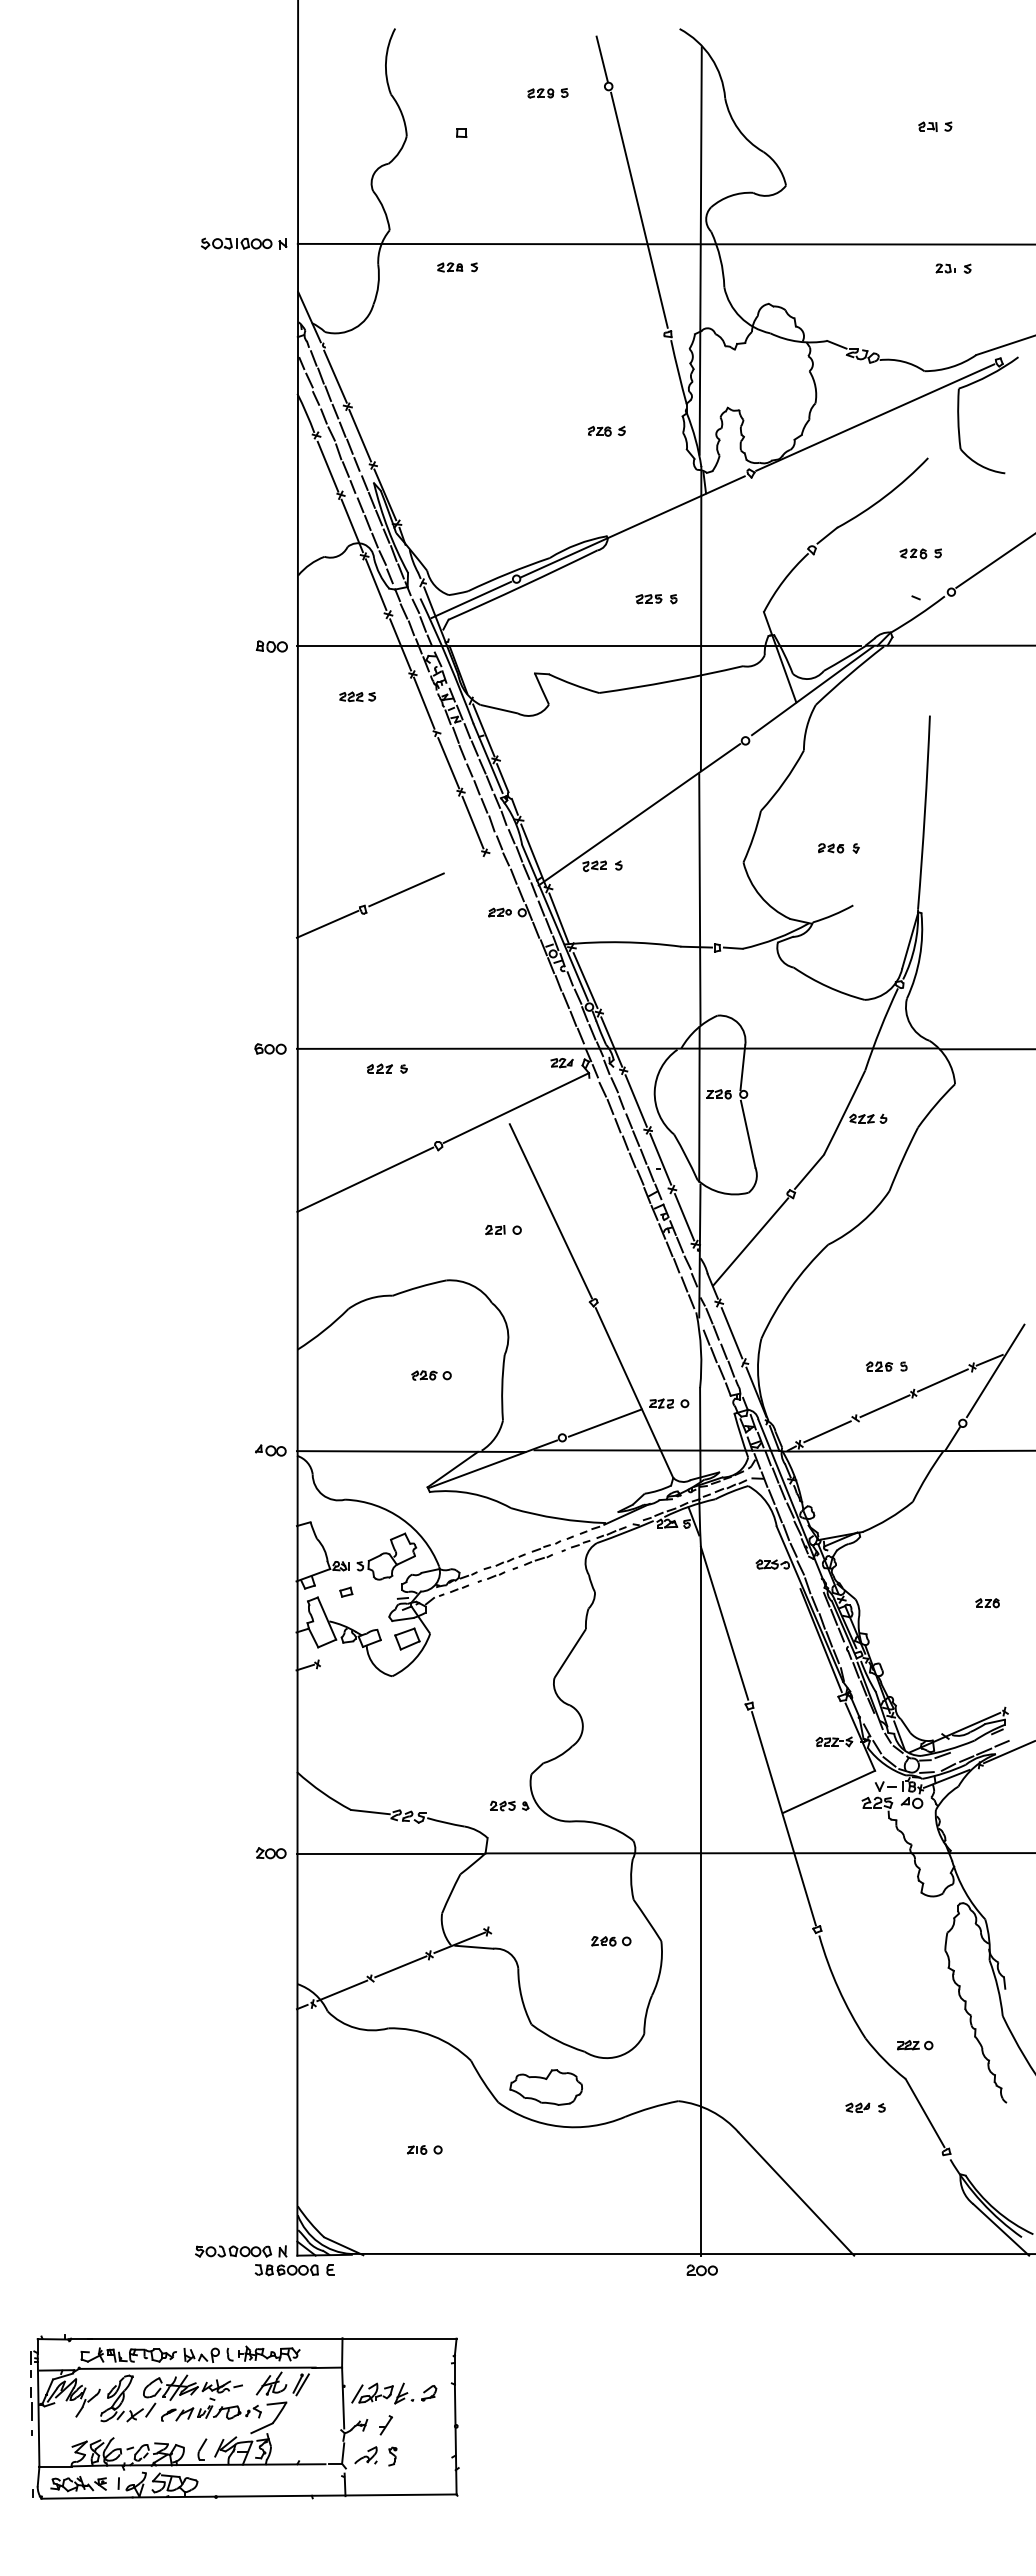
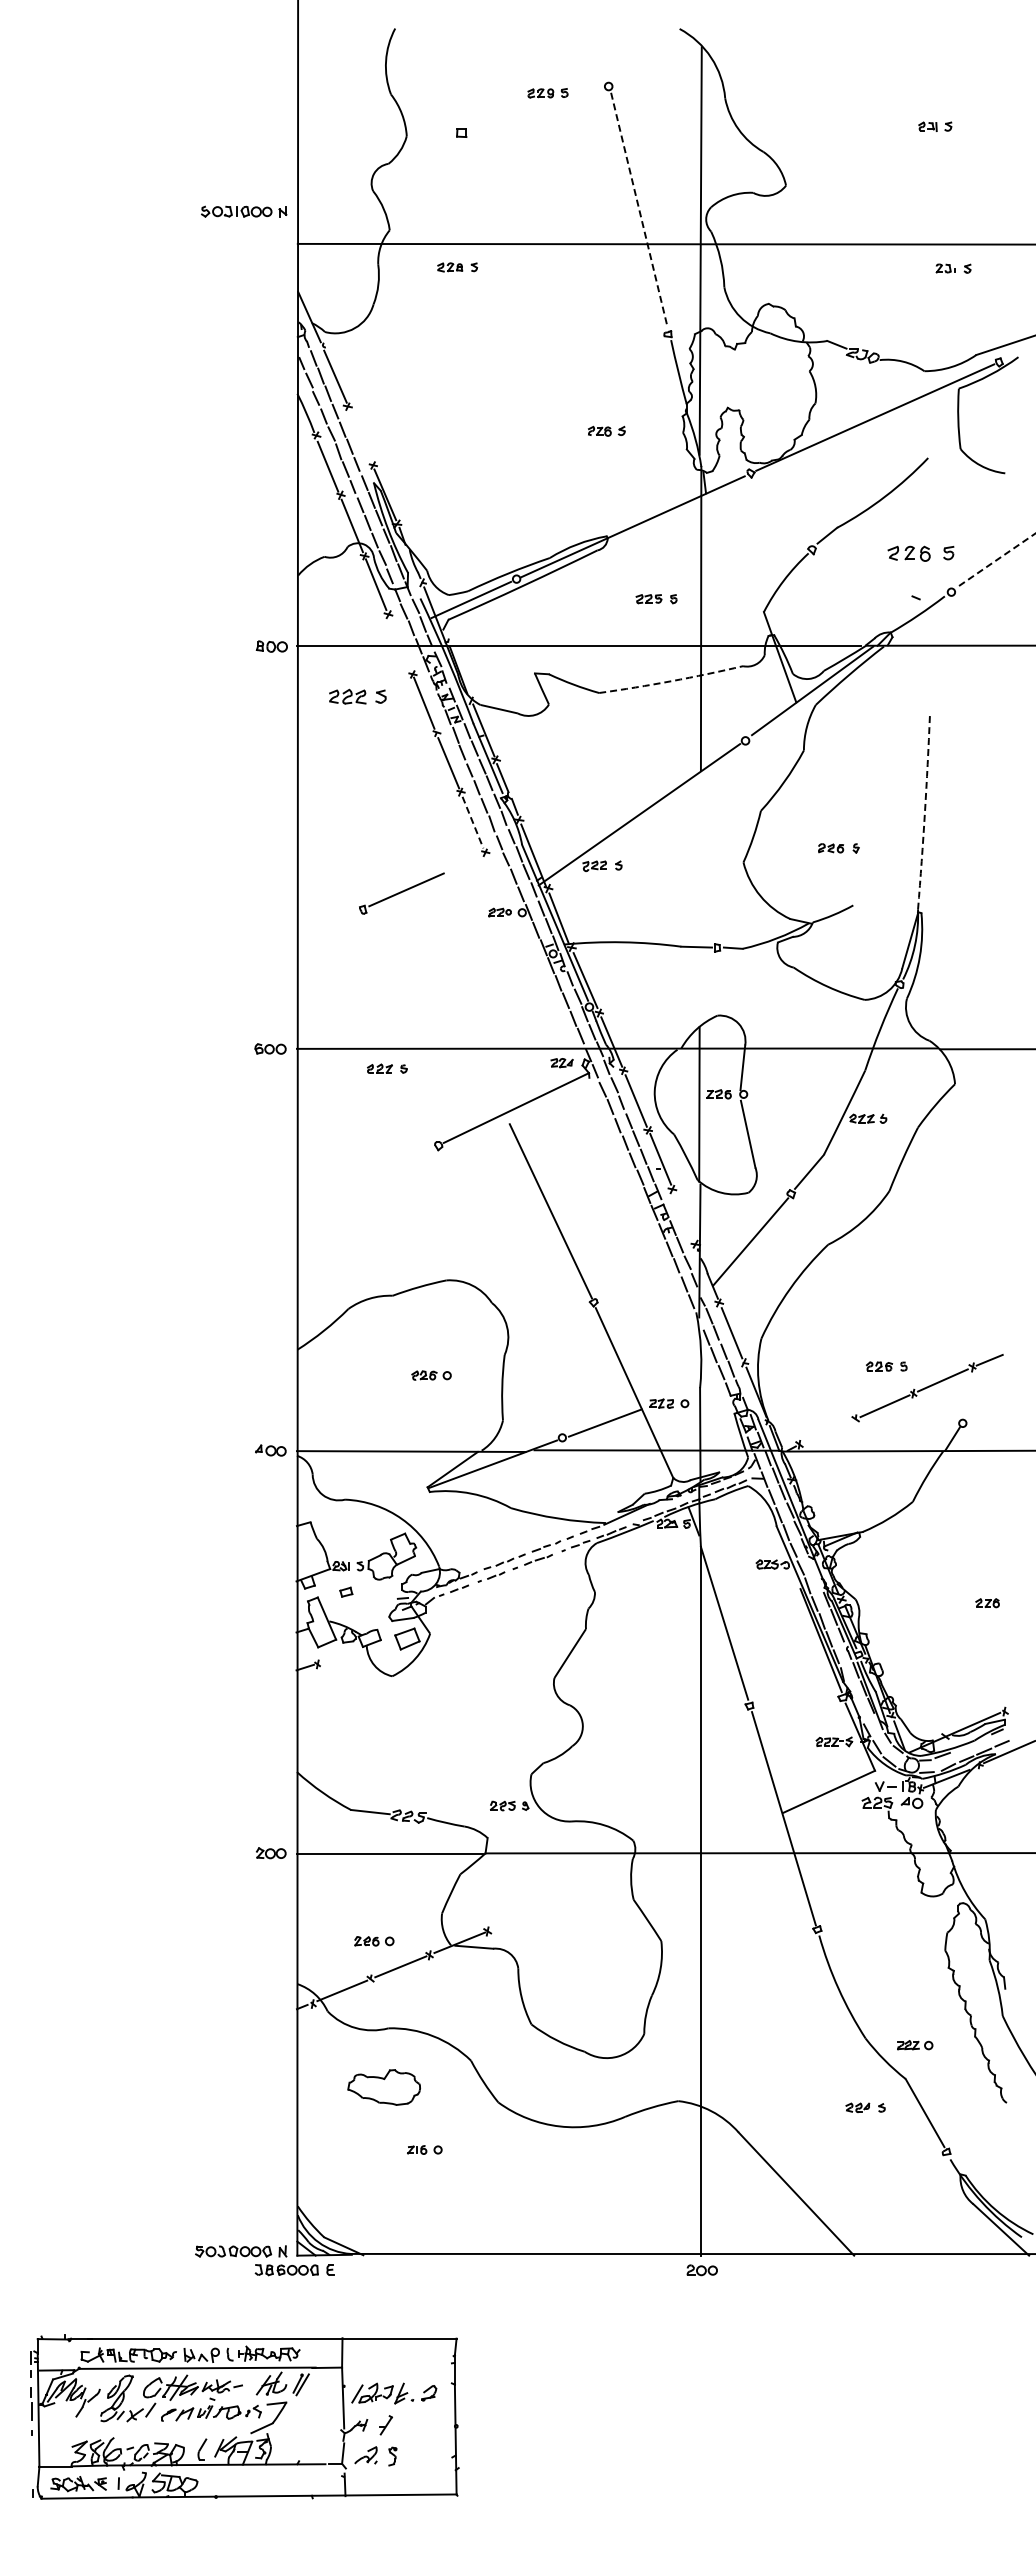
line: present -> none (601, 58)
line: solid -> dashed (639, 210)
part position: (244, 243) -> (244, 211) (244, 211)
line: present -> none (360, 435)
part size: 43x12 px -> 68x17 px (920, 553)
line: solid -> dashed (995, 560)
line: present -> none (400, 644)
arc: solid -> dashed (671, 681)
part size: 37x12 px -> 58x17 px (357, 696)
arc: solid -> dashed (924, 812)
line: solid -> dashed (472, 822)
line: present -> none (699, 899)
line: present -> none (327, 923)
line: present -> none (365, 1179)
line: present -> none (684, 1217)
part: present -> none (503, 1230)
line: present -> none (995, 1370)
line: present -> none (827, 1431)
part position: (611, 1941) -> (374, 1941) (374, 1941)
part position: (545, 2087) -> (383, 2087) (383, 2087)
